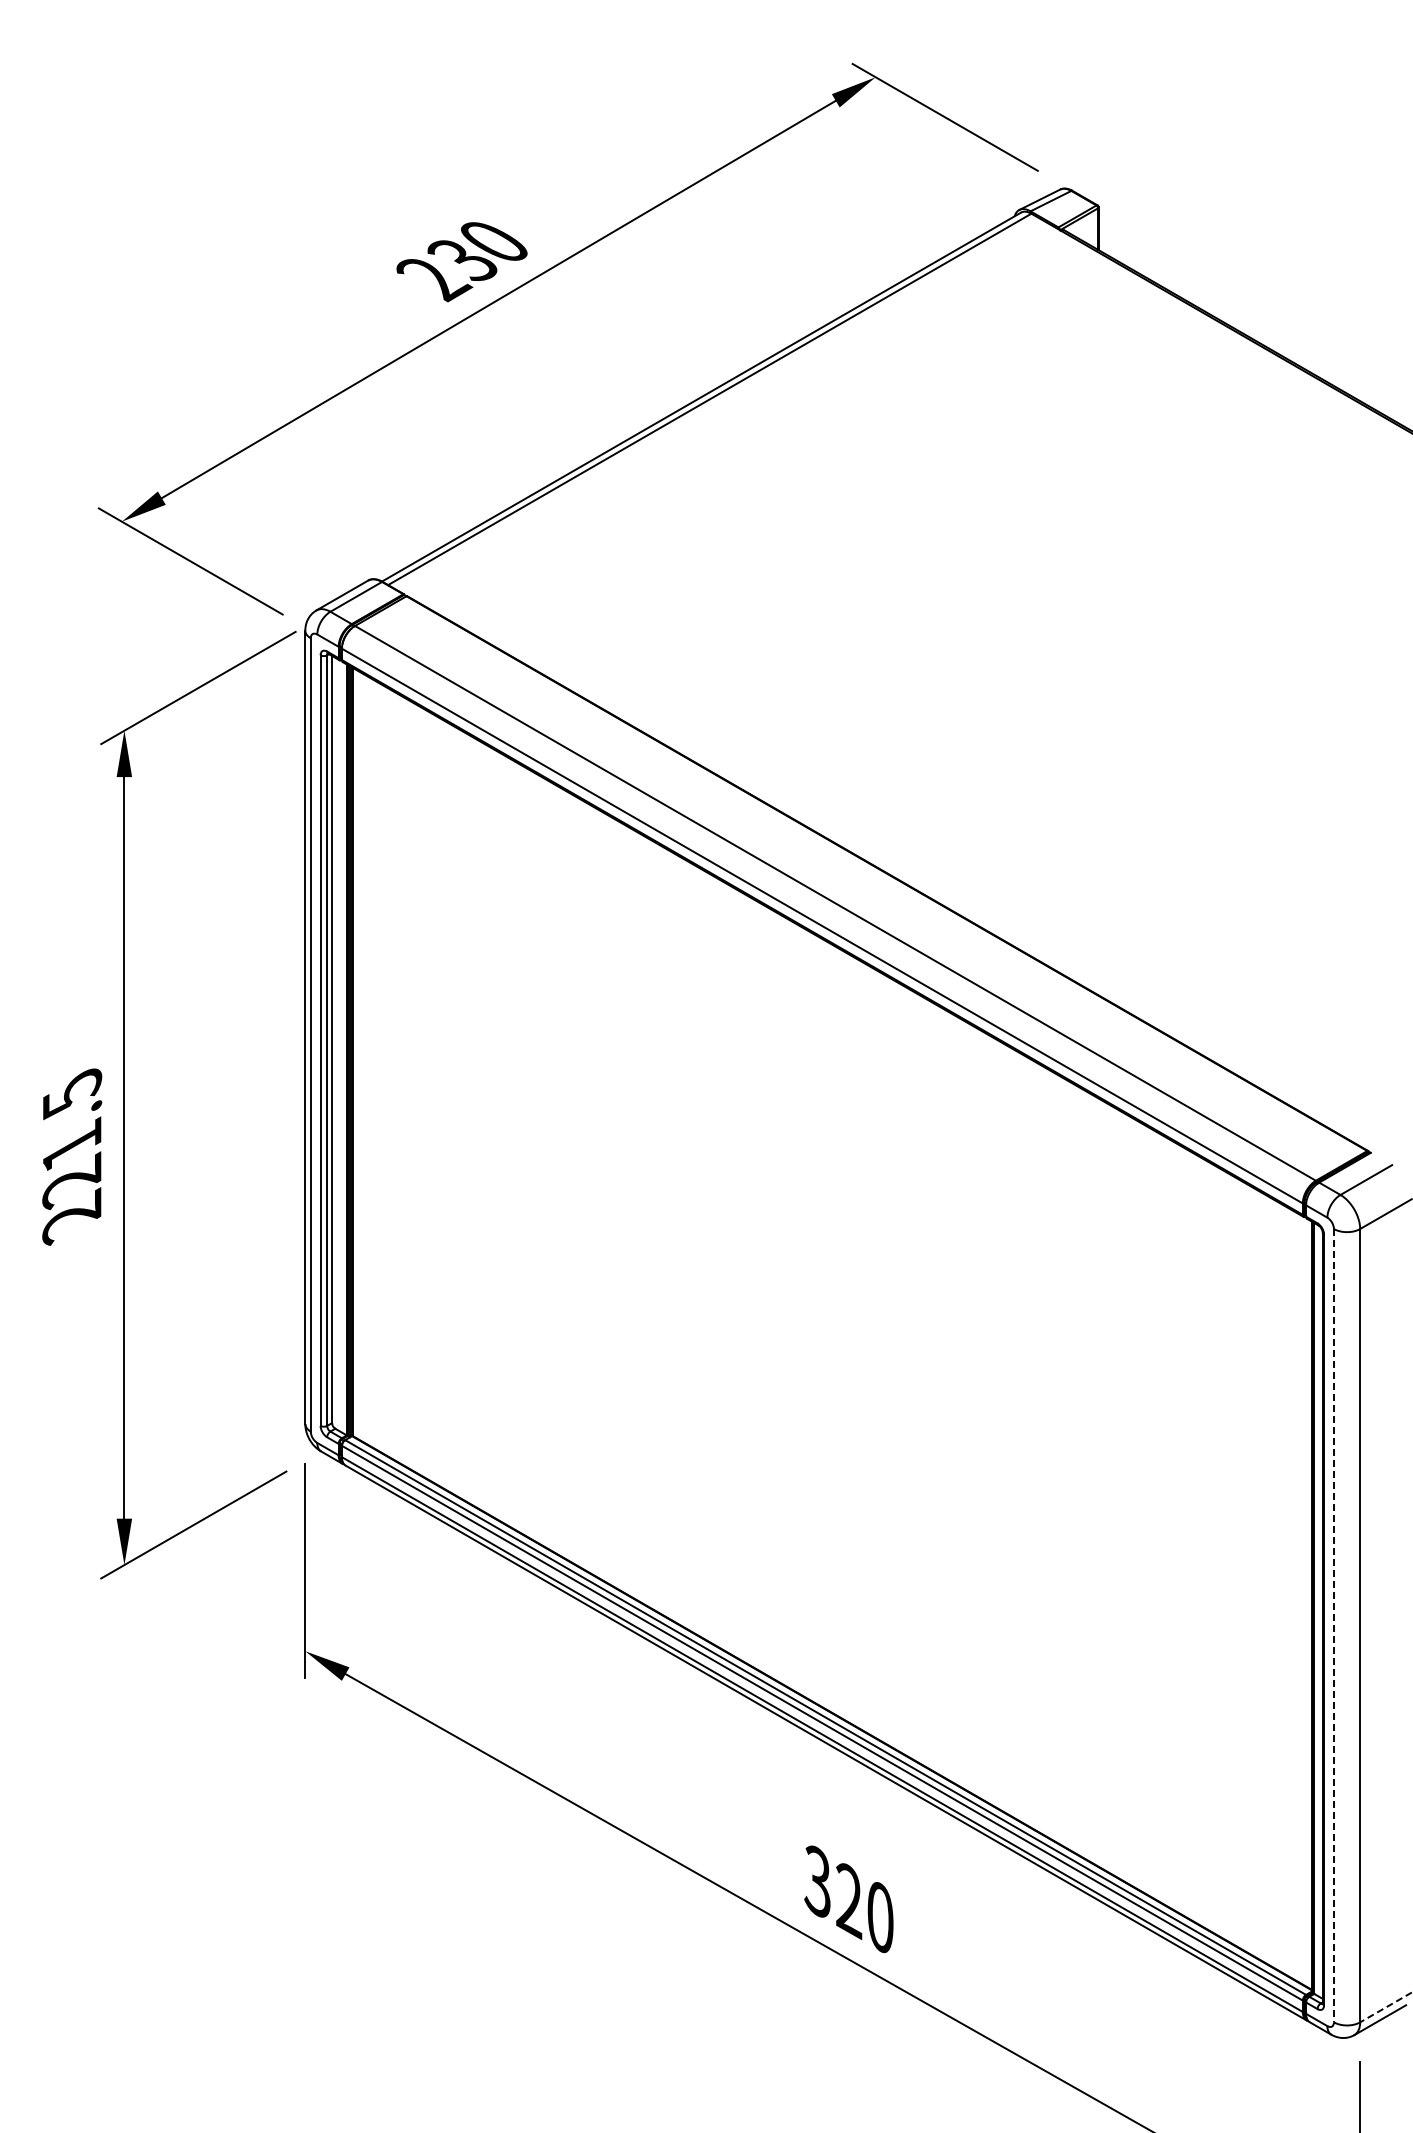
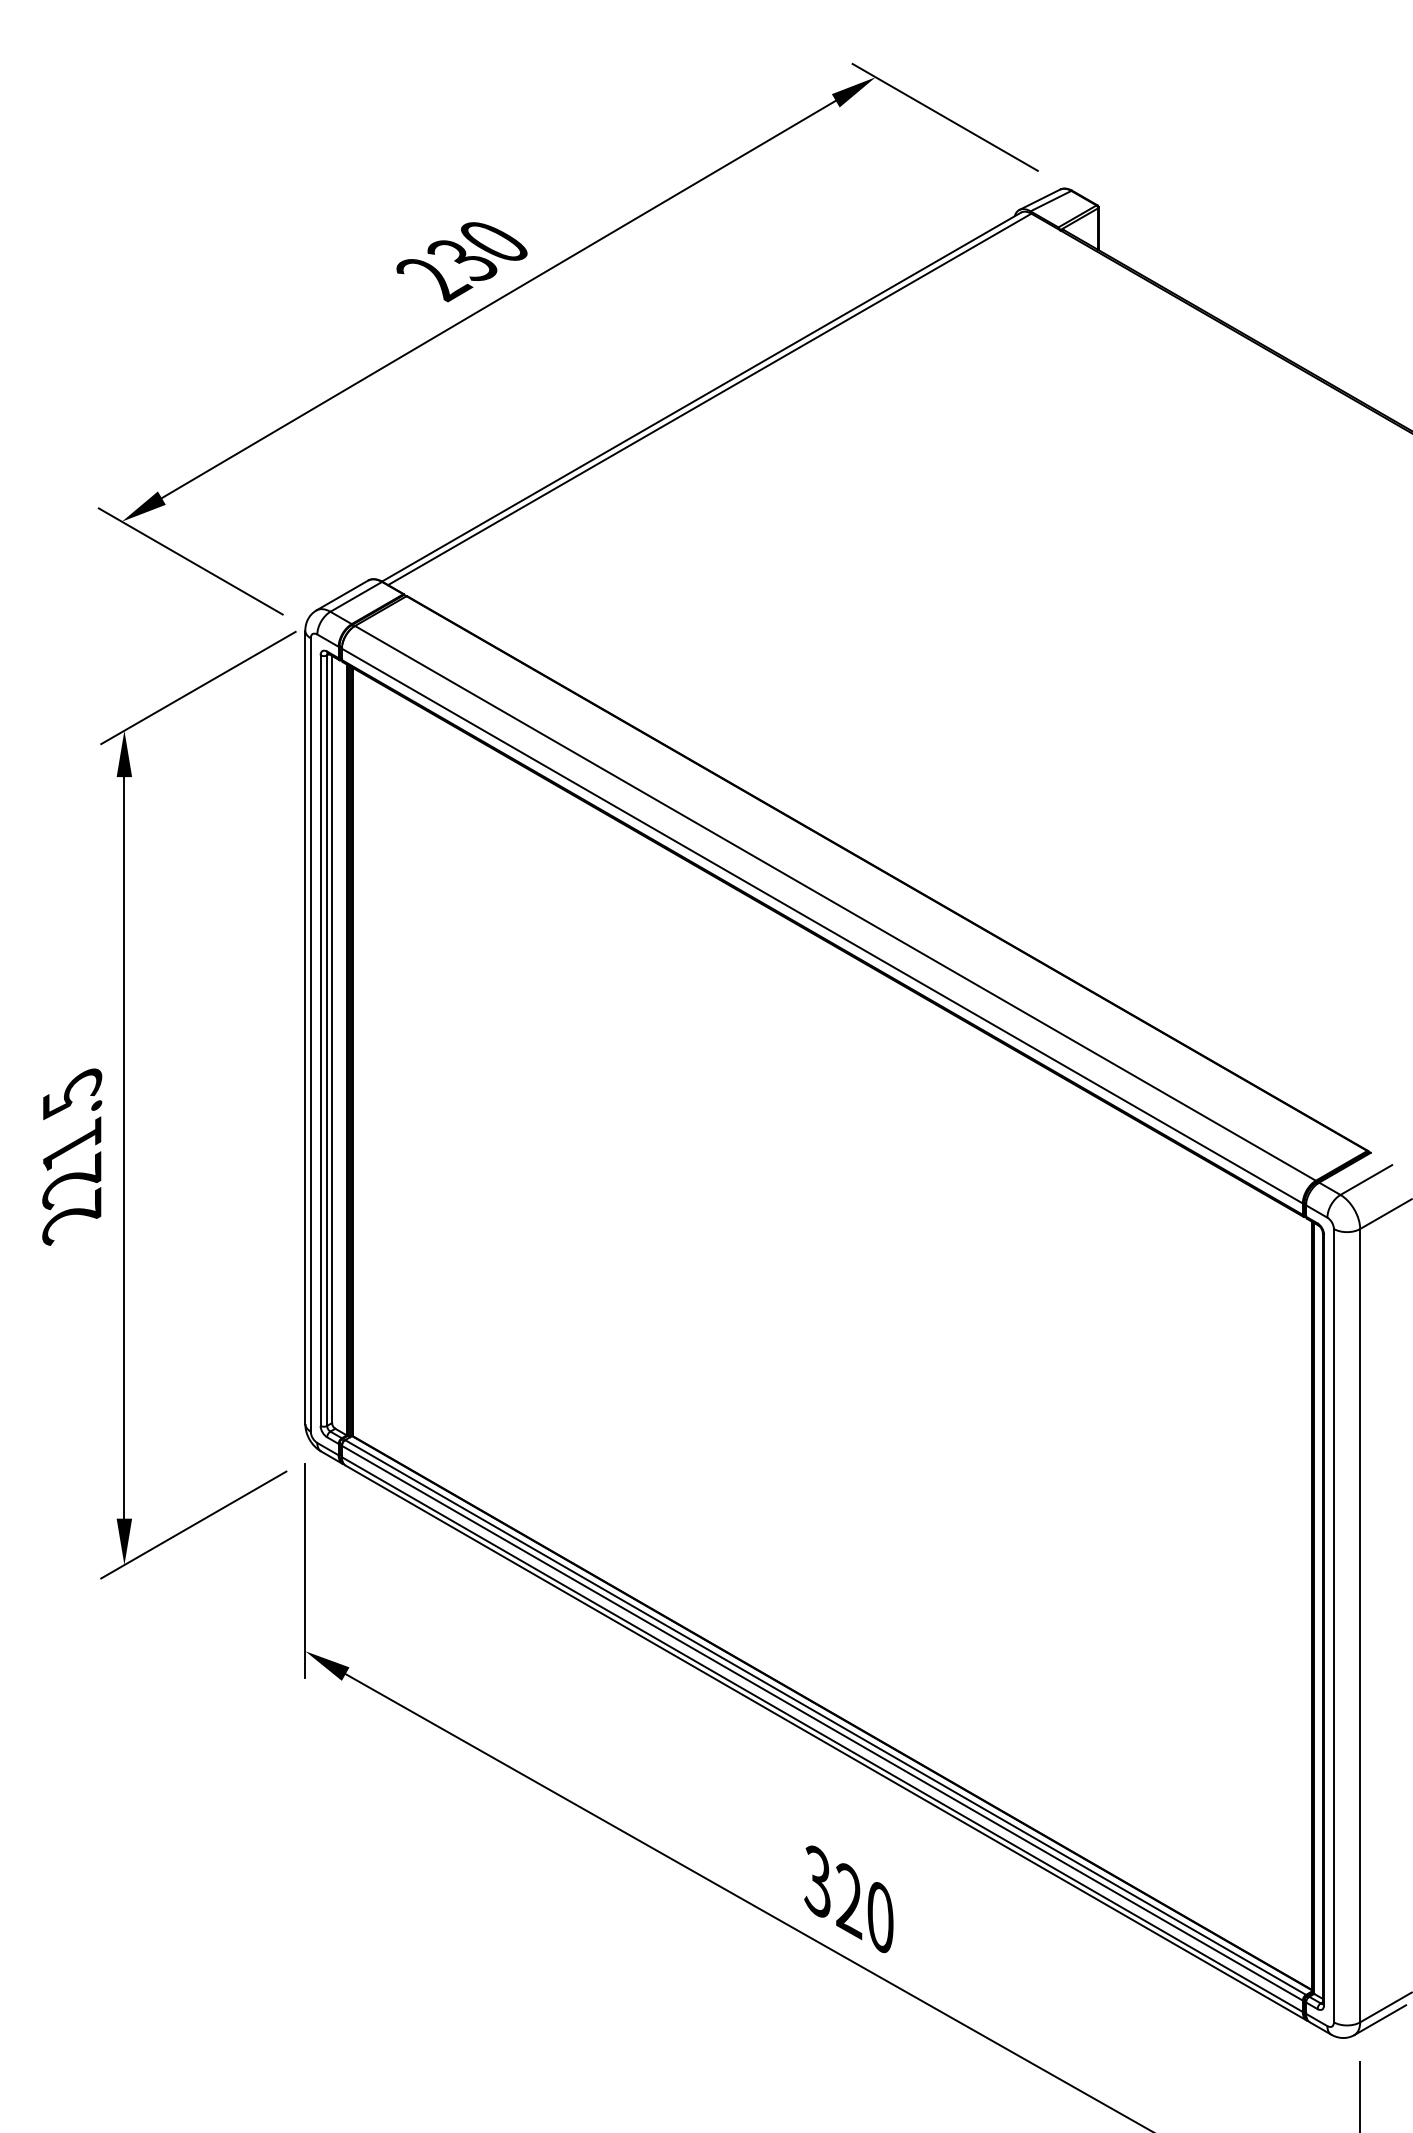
line: dashed -> solid (1333, 1625)
line: dashed -> solid (1386, 2007)
